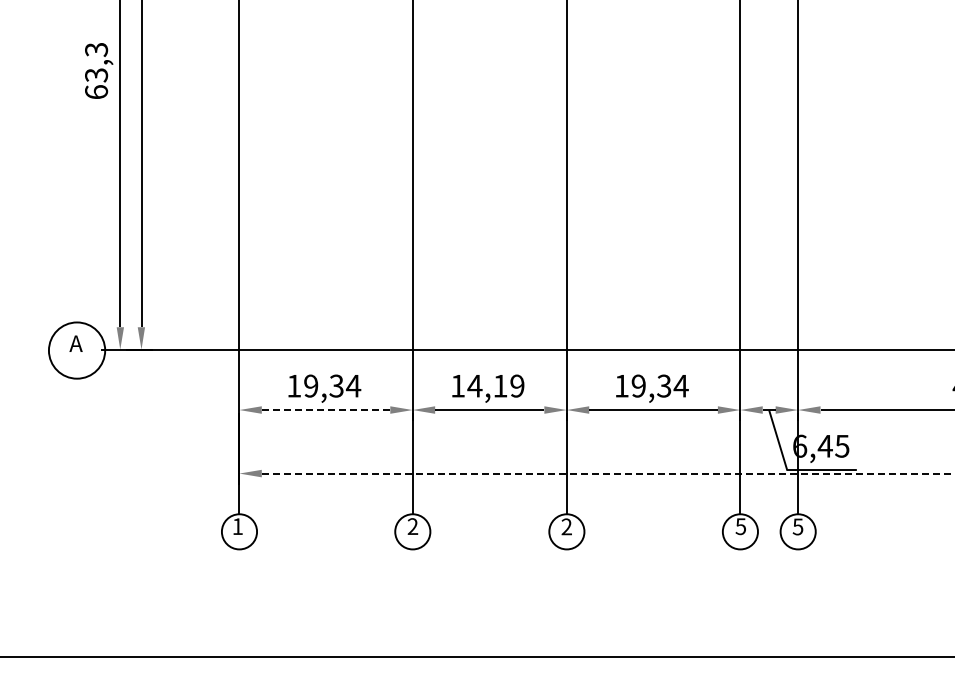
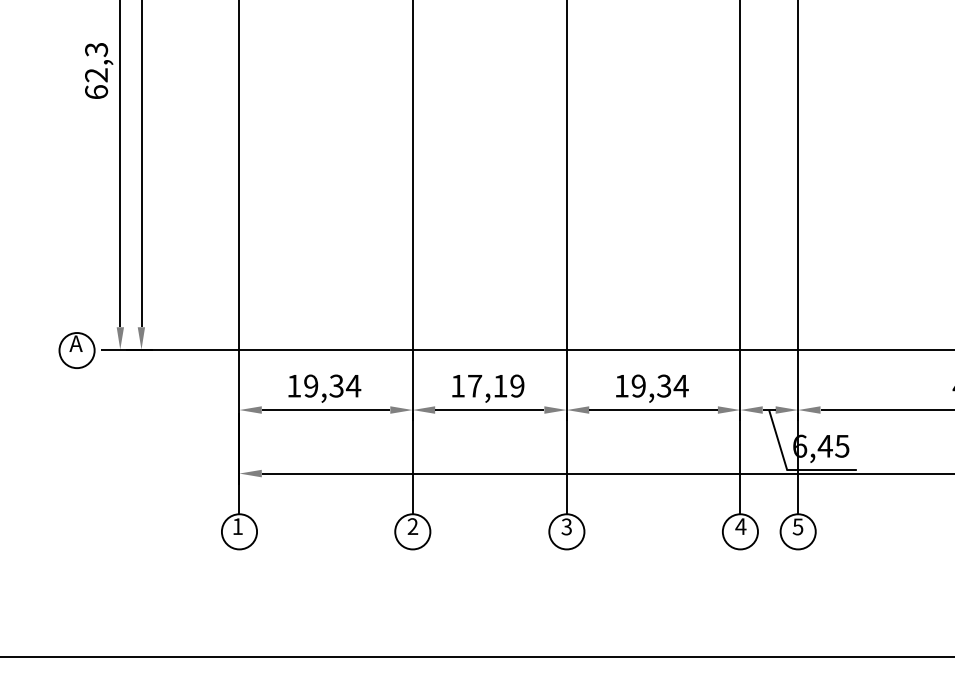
text: 63,3 -> 62,3 (96, 75)
circle diameter: 56 px -> 35 px (76, 350)
text: 14,19 -> 17,19 (474, 386)
line: dashed -> solid (325, 410)
line: dashed -> solid (608, 473)
text: 2 -> 3 (566, 526)
text: 5 -> 4 (740, 526)
